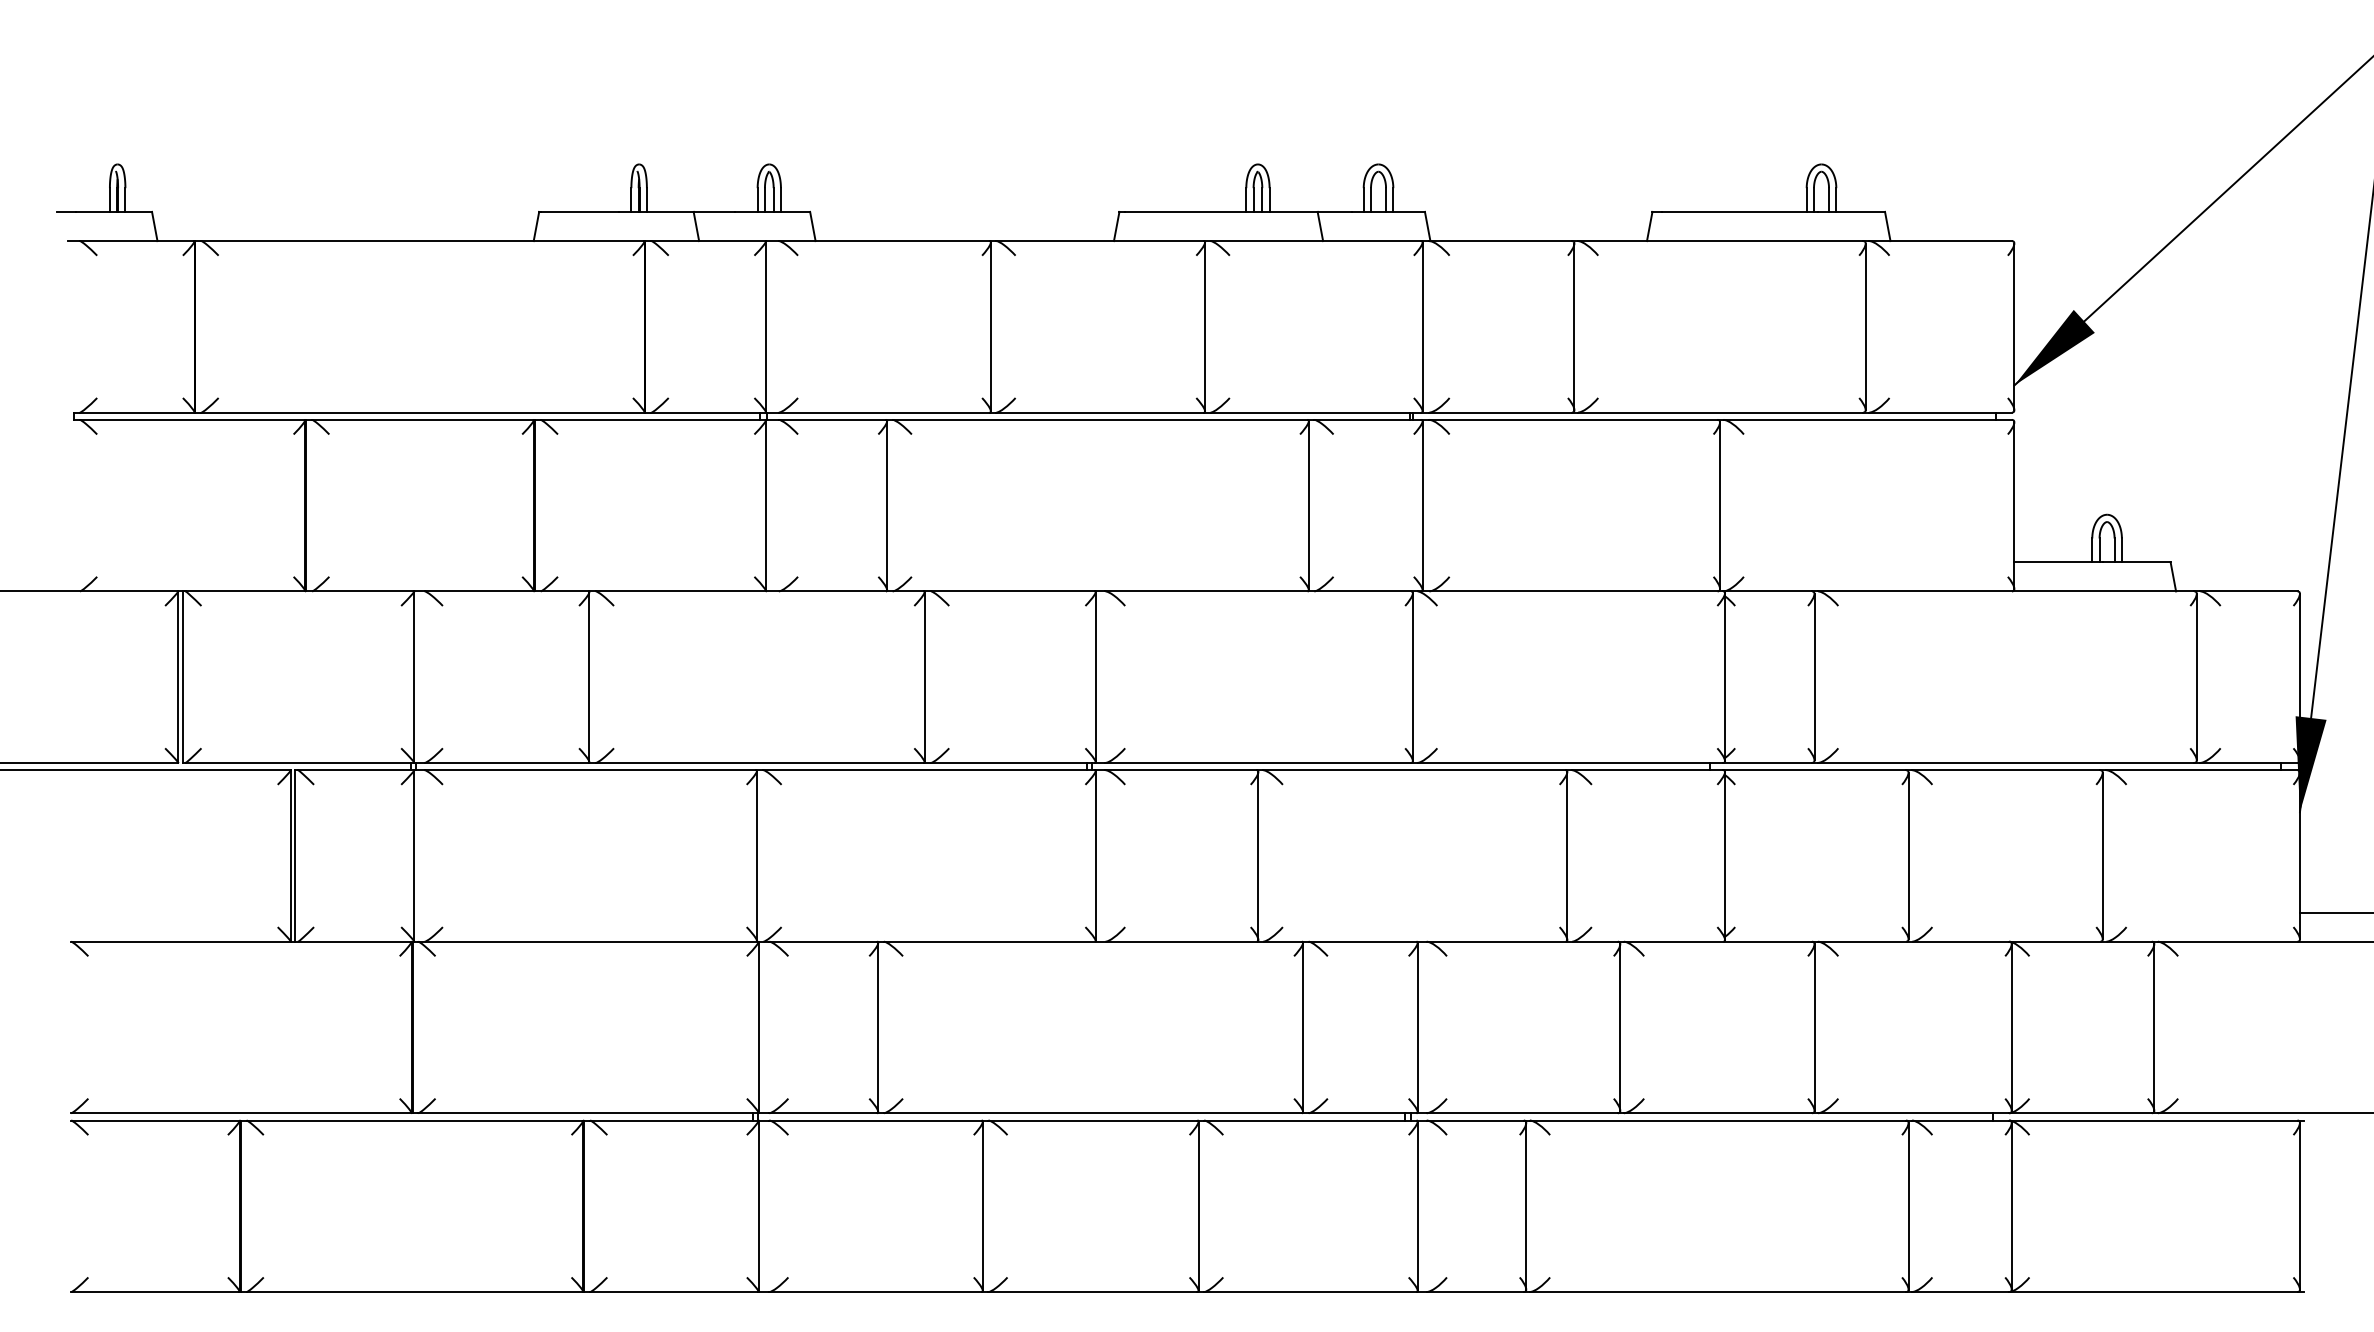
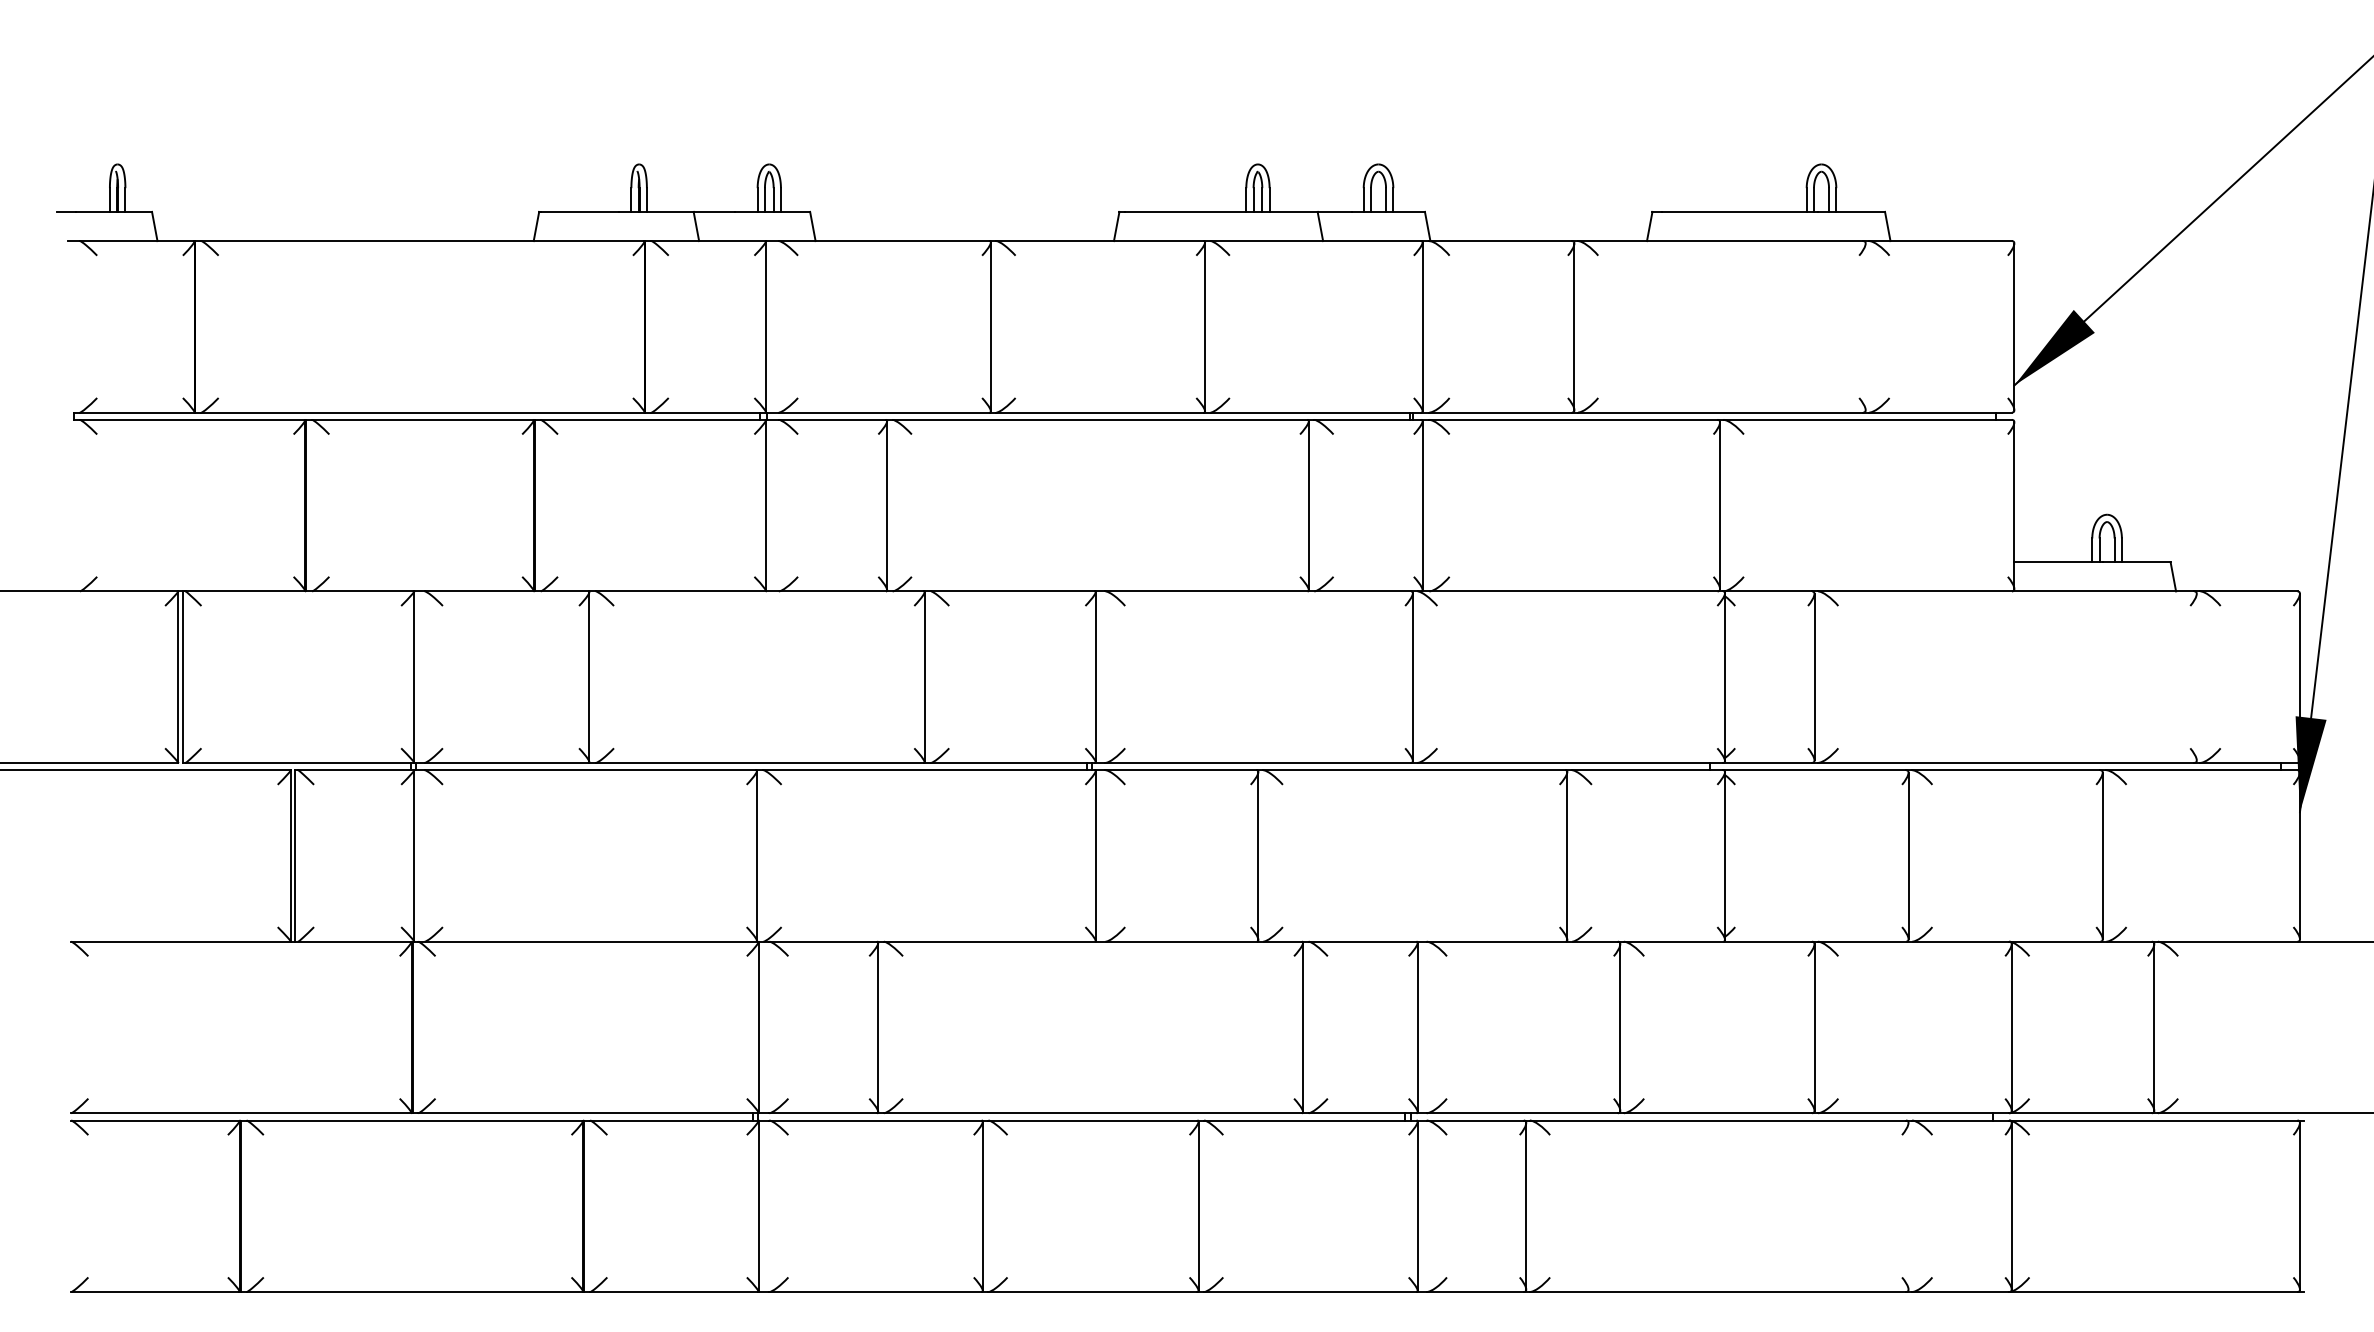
line: present -> none (1865, 326)
line: present -> none (2196, 676)
line: present -> none (2334, 912)
line: present -> none (1908, 1205)
